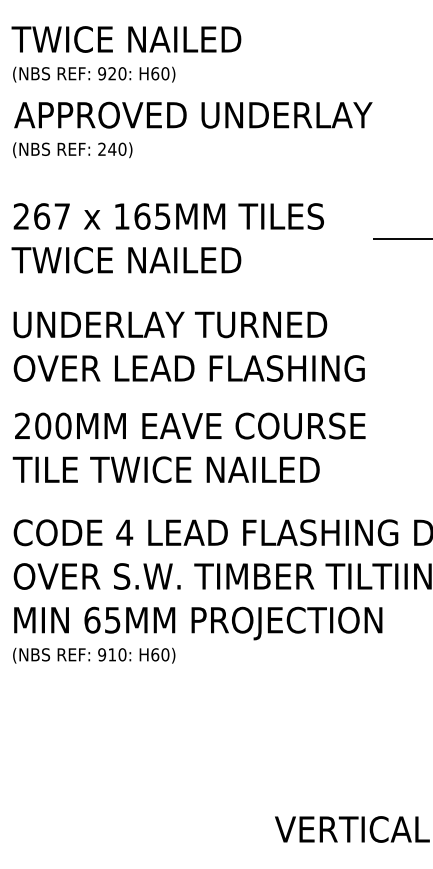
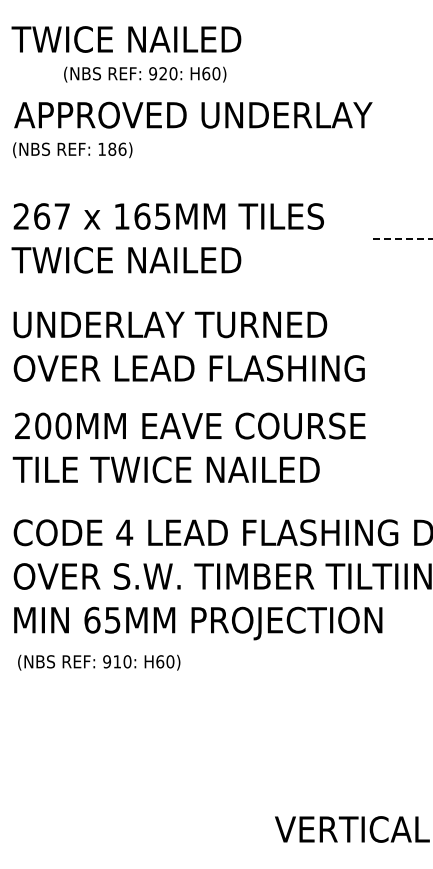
text position: (94, 74) -> (145, 74) (145, 74)
text: 240) -> 186) (112, 148)
line: solid -> dashed (402, 238)
text position: (94, 655) -> (99, 662) (99, 662)
